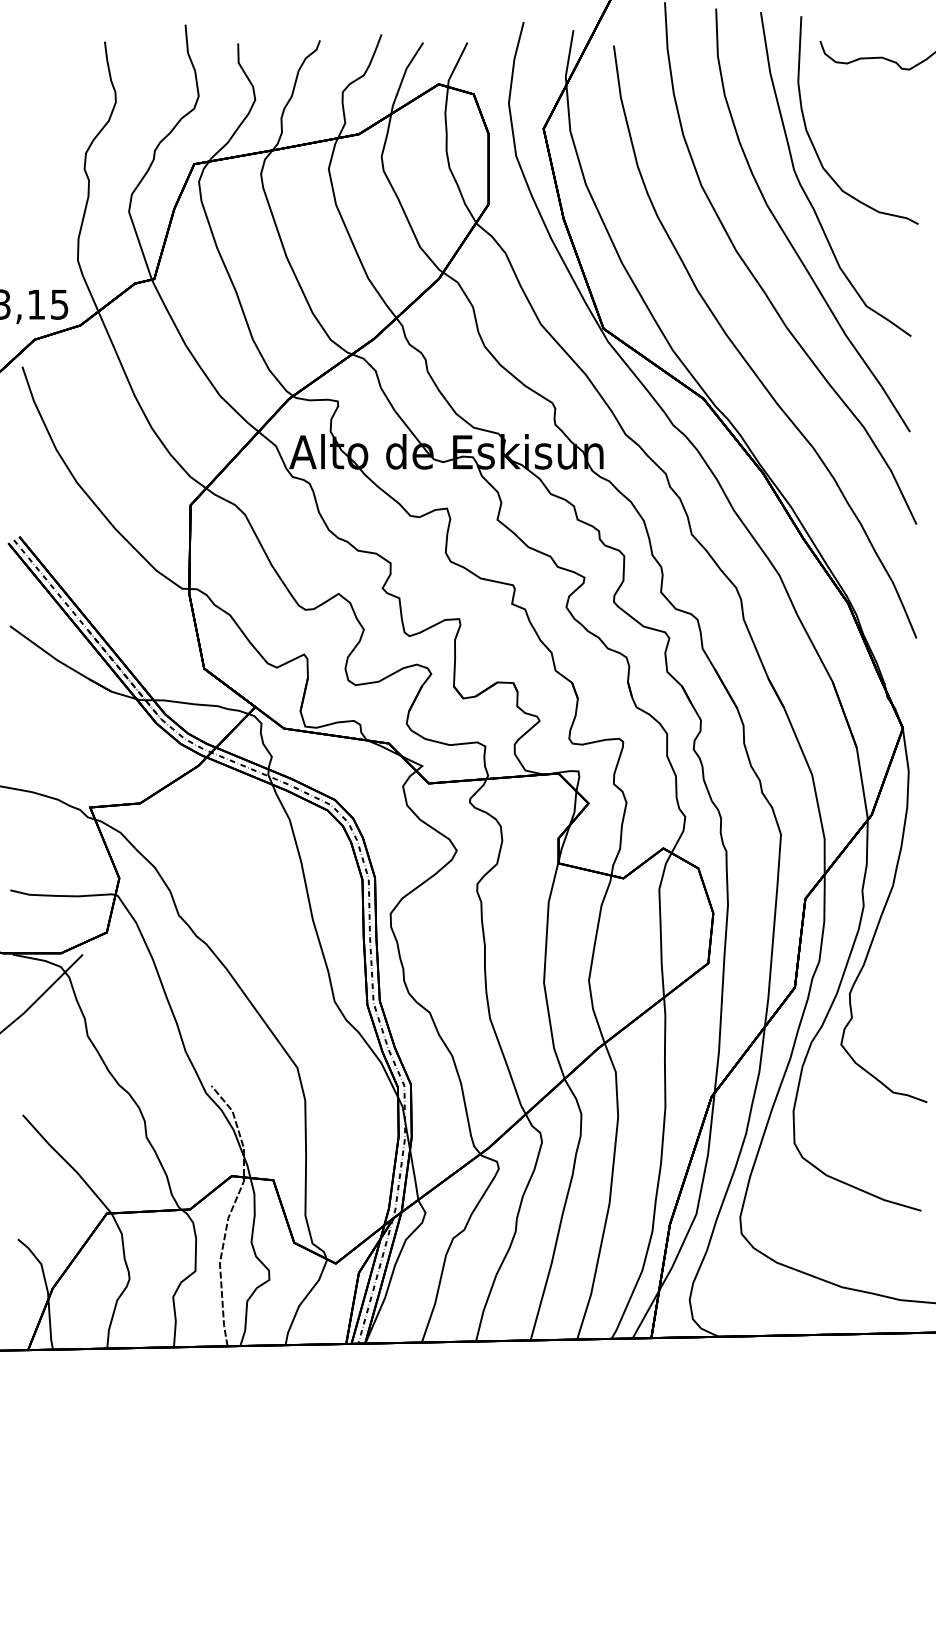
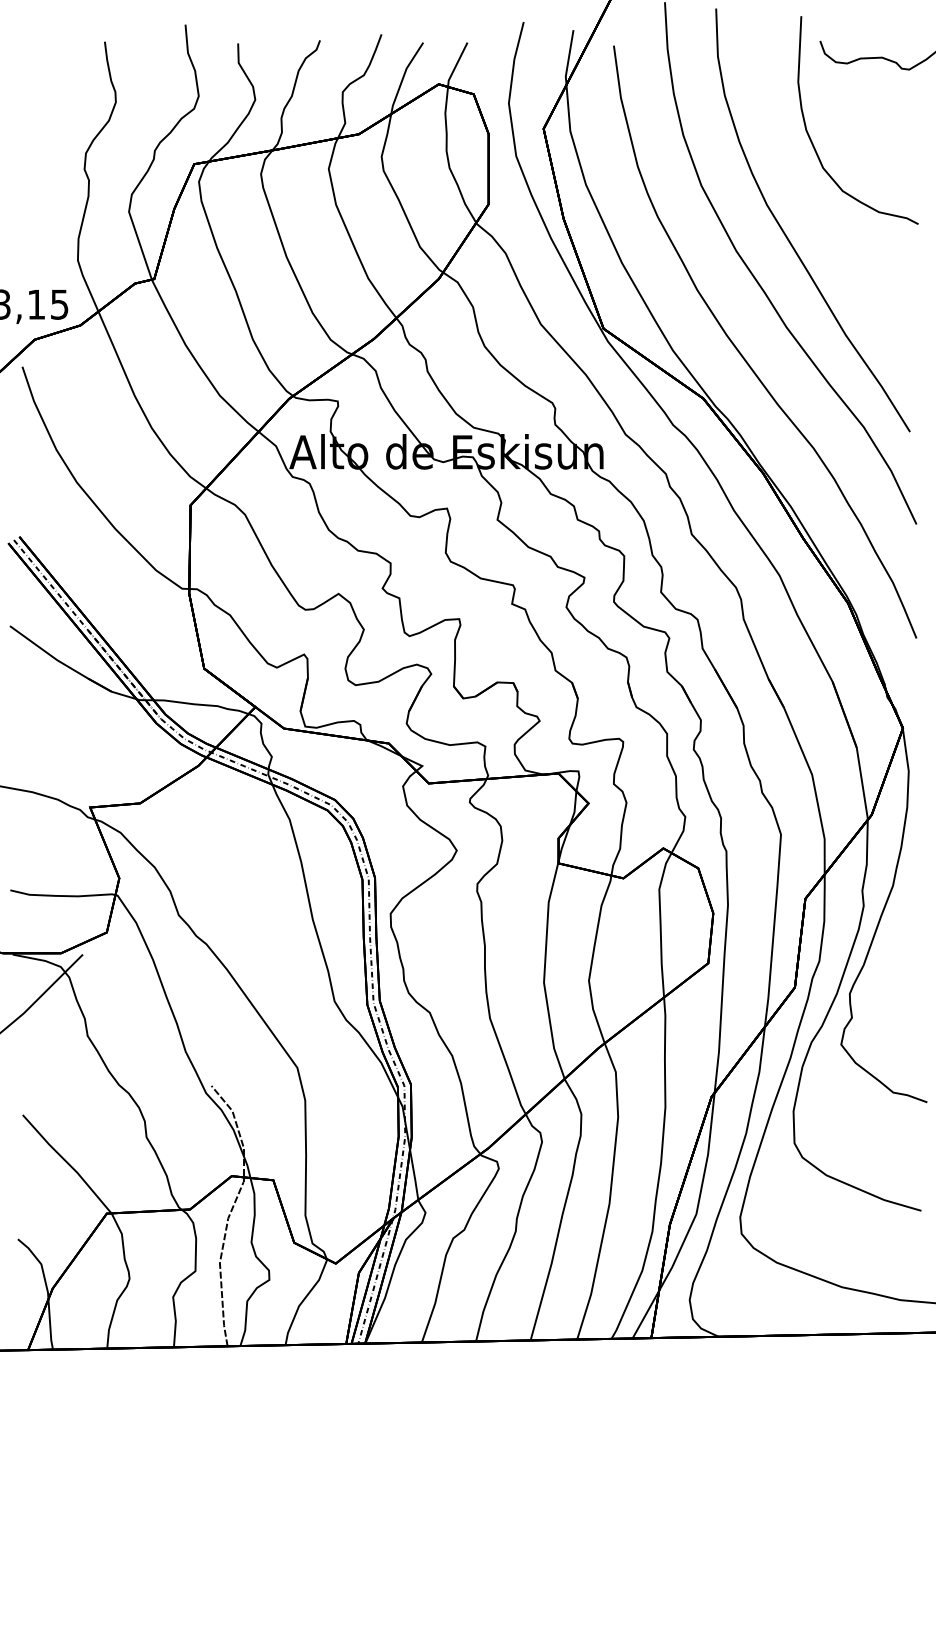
curve: present -> none (805, 191)
